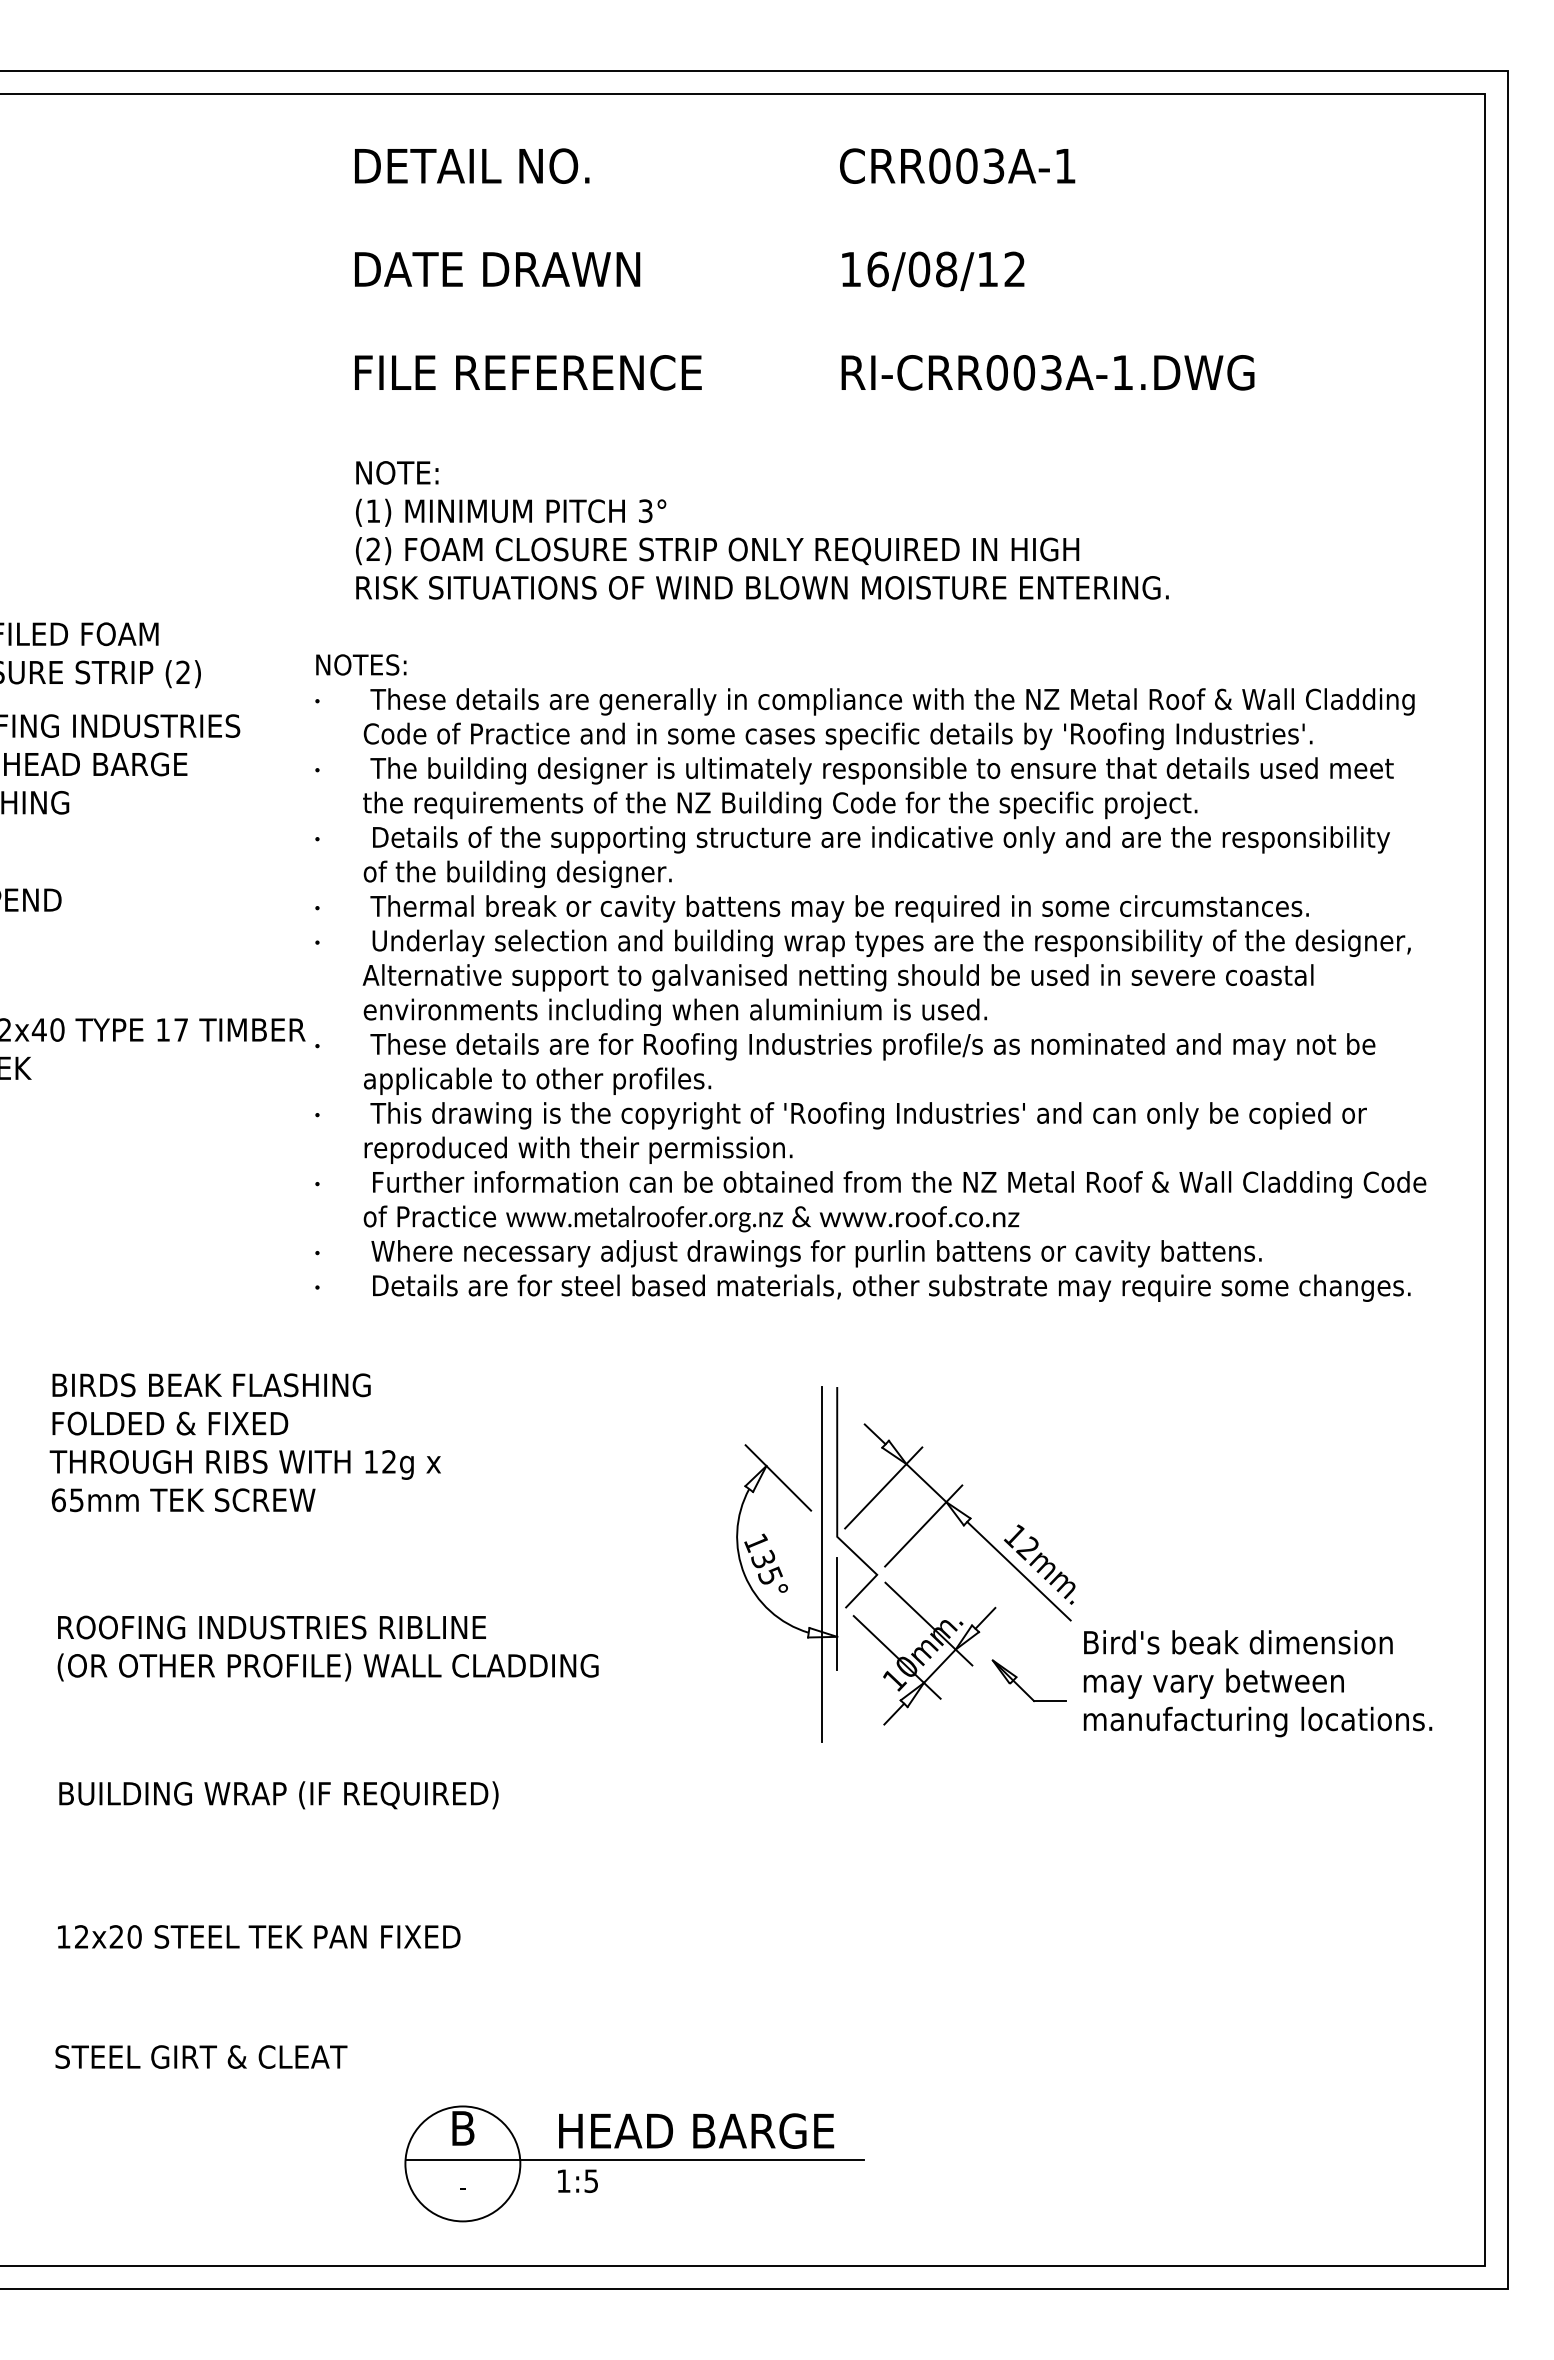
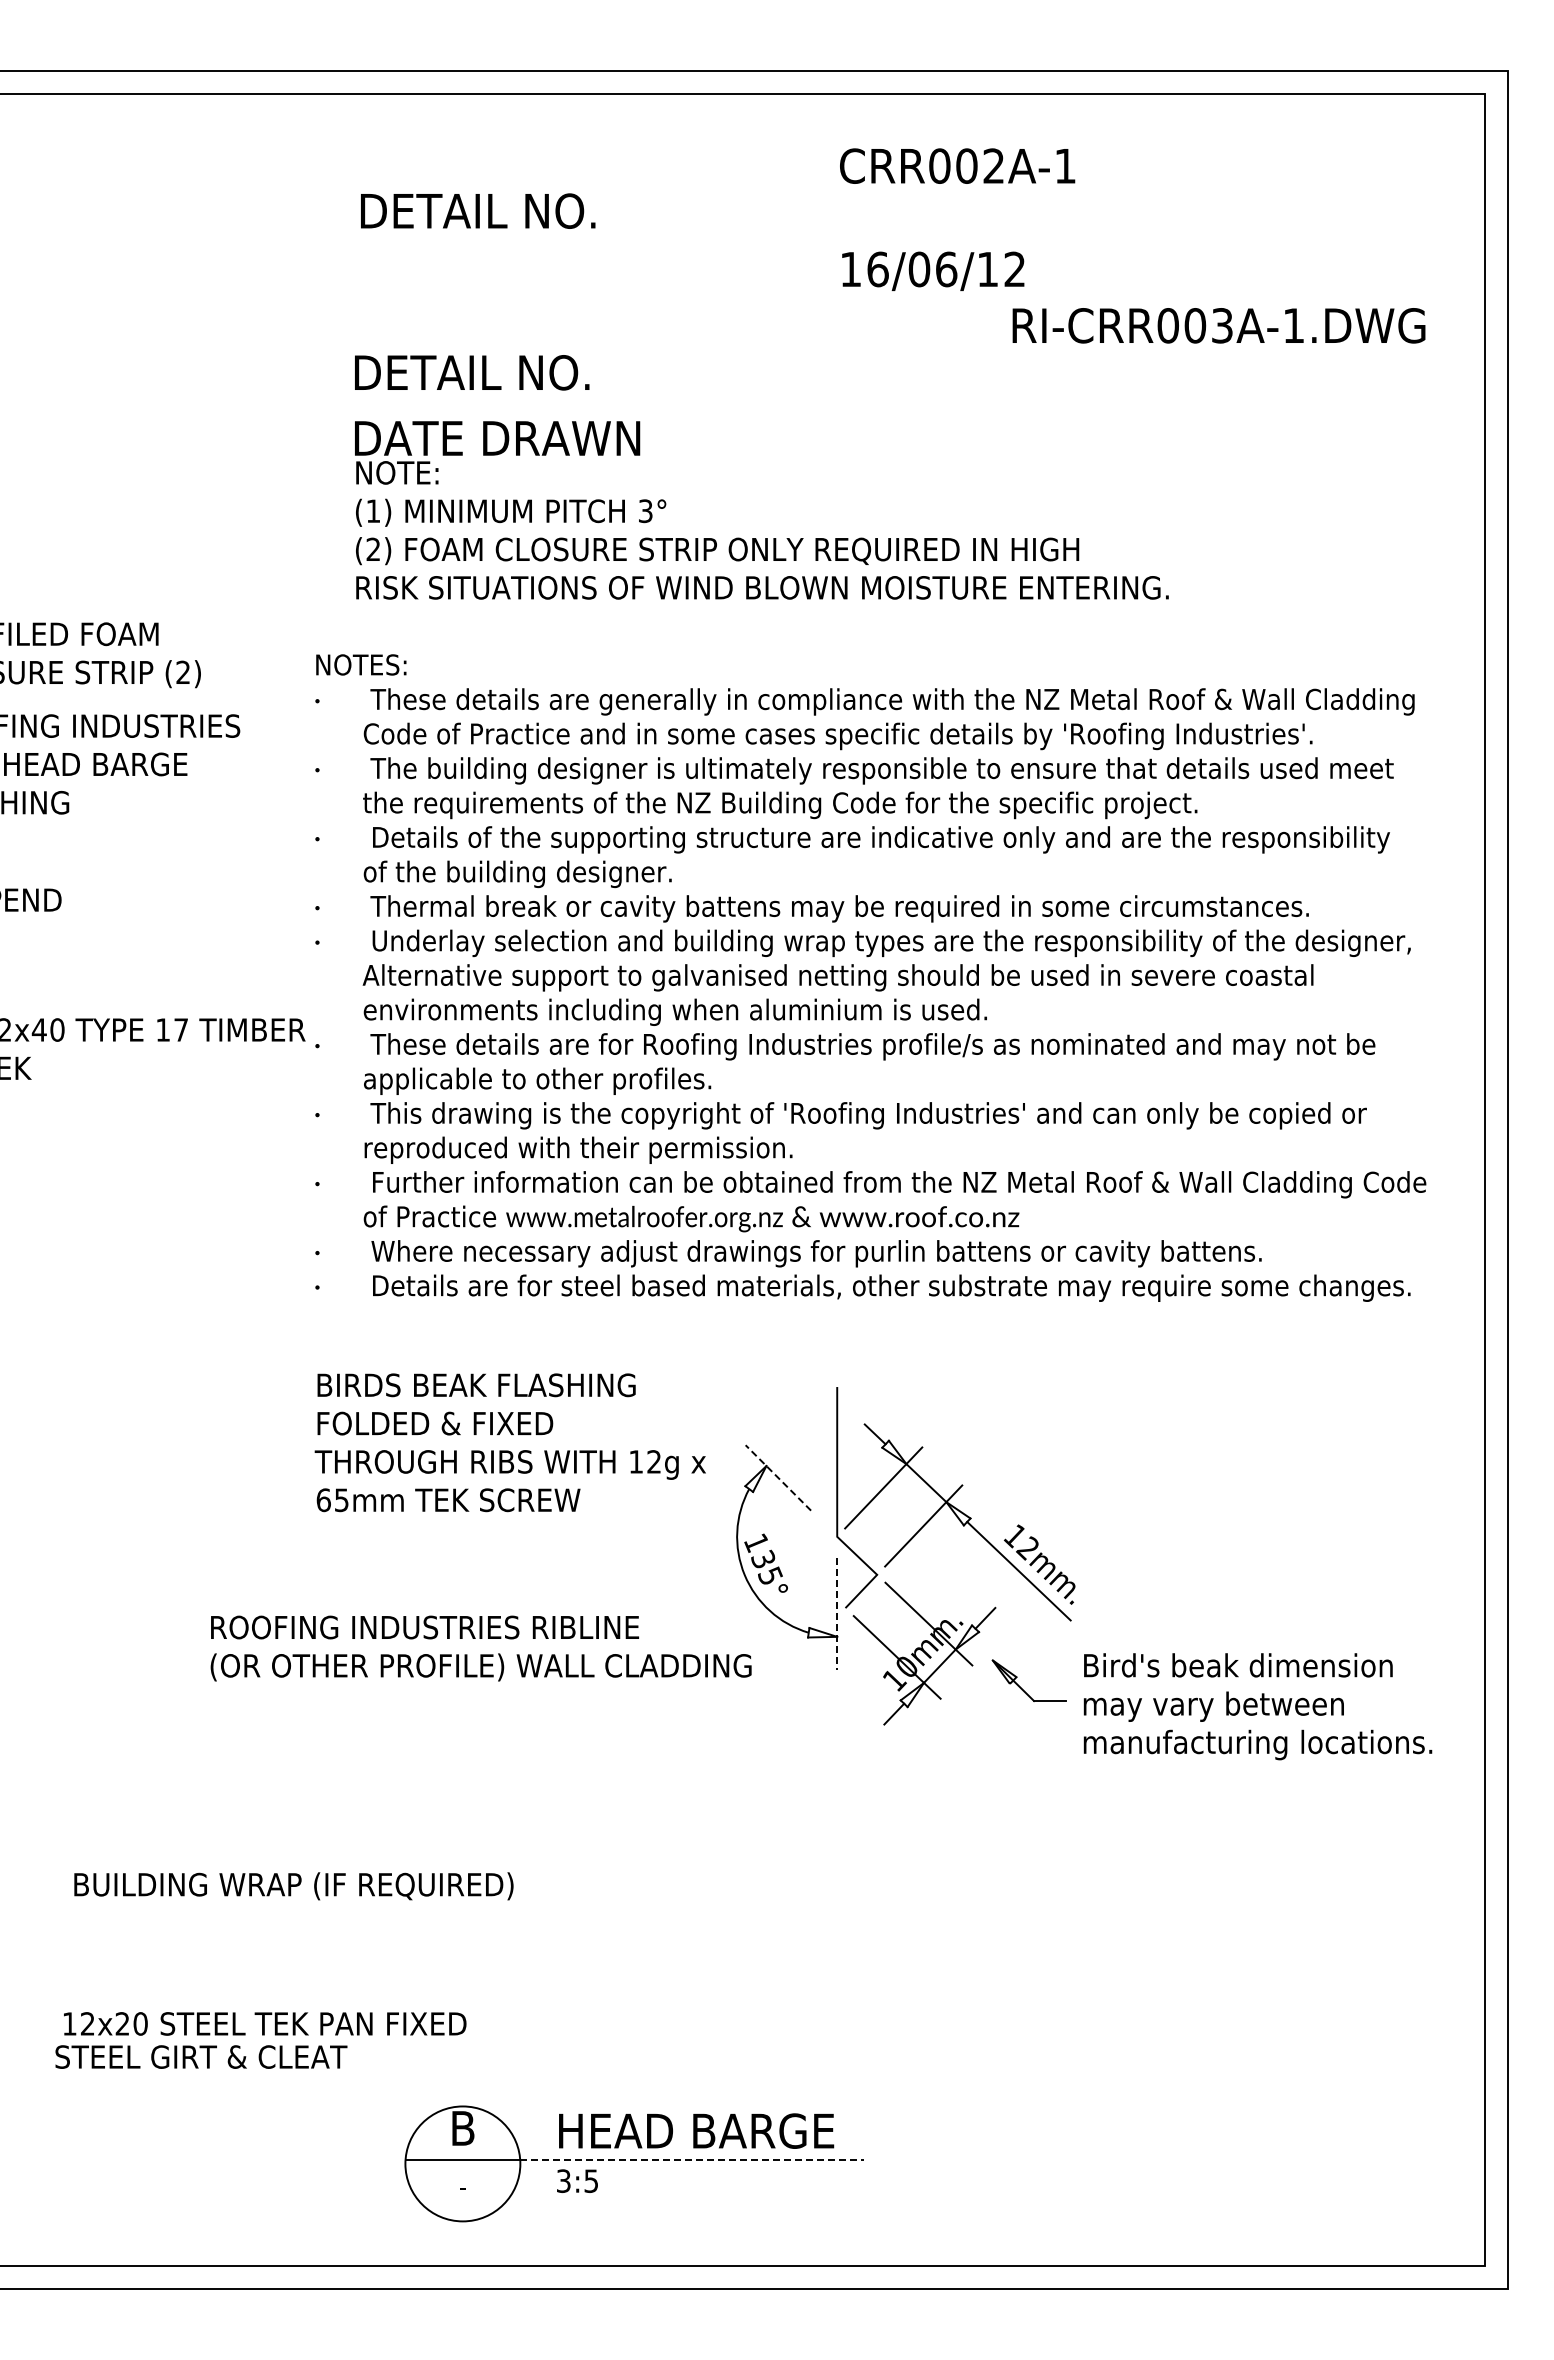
text position: (472, 165) -> (478, 210) (478, 210)
text: CRR003A-1 -> CRR002A-1 (993, 165)
text position: (497, 269) -> (497, 438) (497, 438)
text: 16/08/12 -> 16/06/12 (946, 269)
text: FILE REFERENCE -> DETAIL NO. (530, 372)
text position: (1047, 372) -> (1218, 325) (1218, 325)
text position: (244, 1442) -> (509, 1442) (509, 1442)
line: solid -> dashed (778, 1477)
line: present -> none (821, 1564)
line: solid -> dashed (837, 1613)
text position: (327, 1648) -> (480, 1648) (480, 1648)
text position: (1257, 1683) -> (1257, 1706) (1257, 1706)
text position: (278, 1795) -> (293, 1886) (293, 1886)
text position: (259, 1936) -> (265, 2023) (265, 2023)
line: solid -> dashed (692, 2159)
text: 1:5 -> 3:5 (563, 2181)
